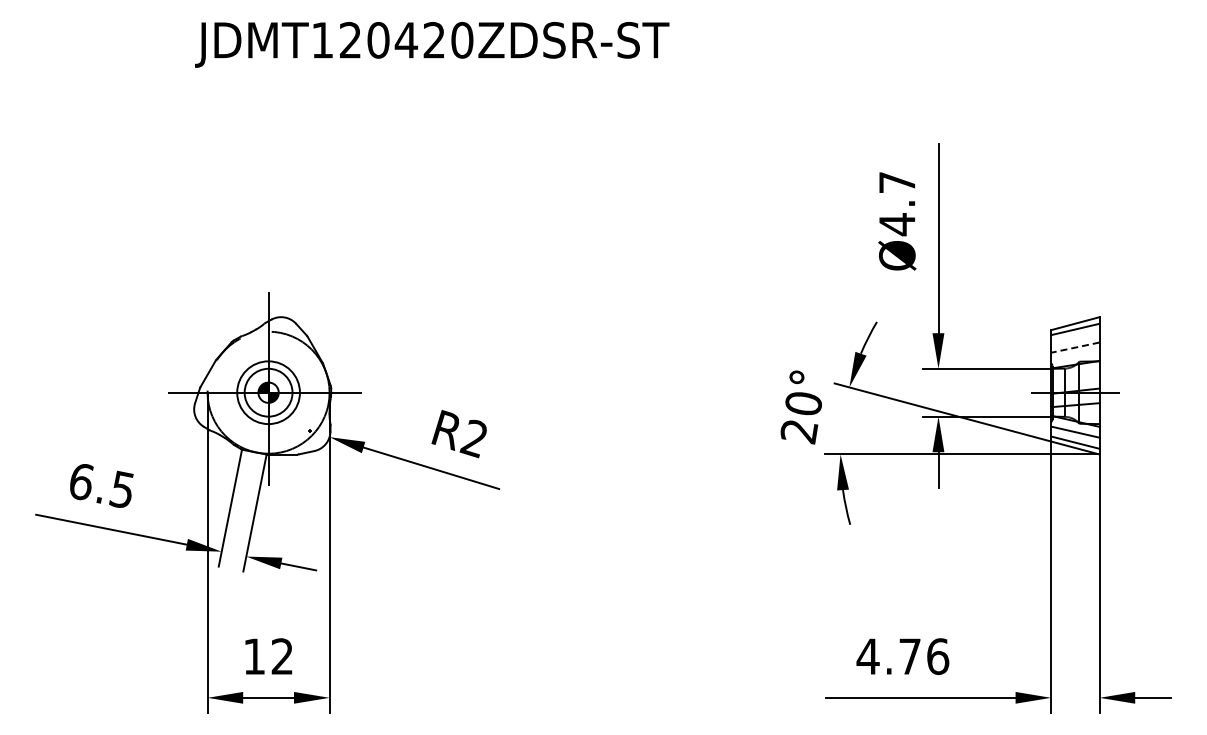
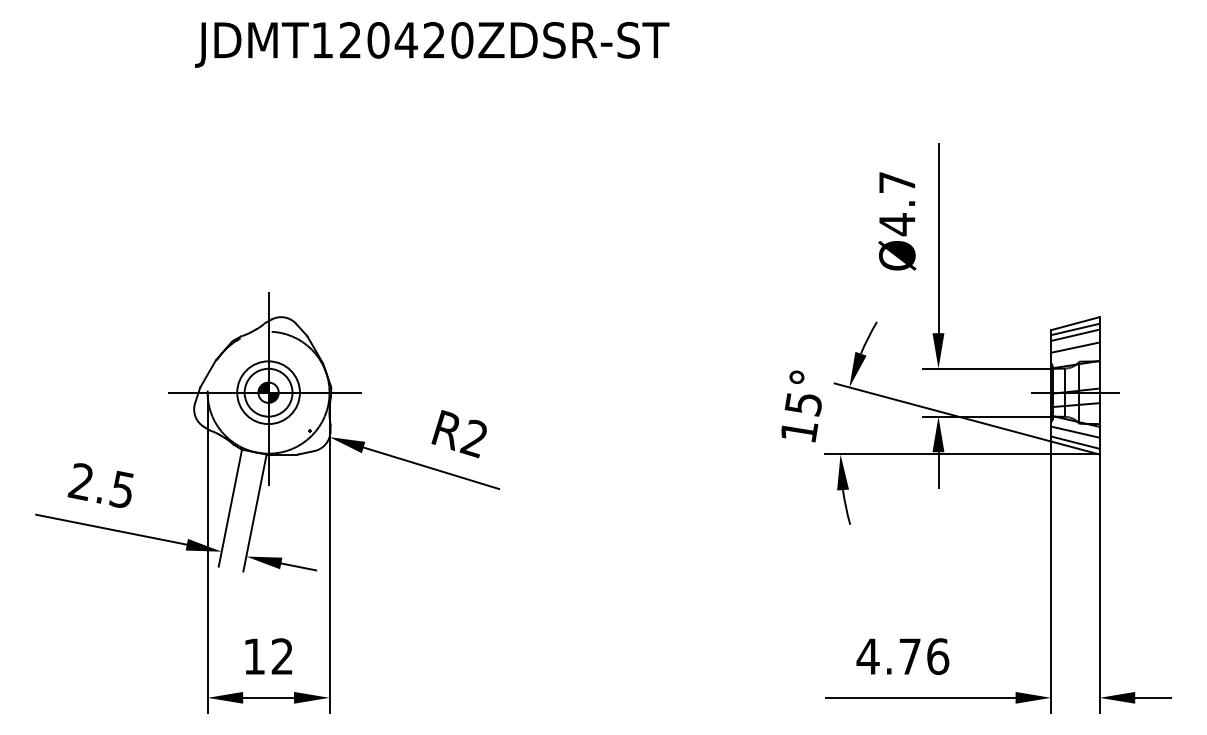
line: none -> present (1075, 334)
line: dashed -> solid (1075, 347)
text: 20° -> 15° (800, 418)
text: 6.5 -> 2.5 (80, 481)
